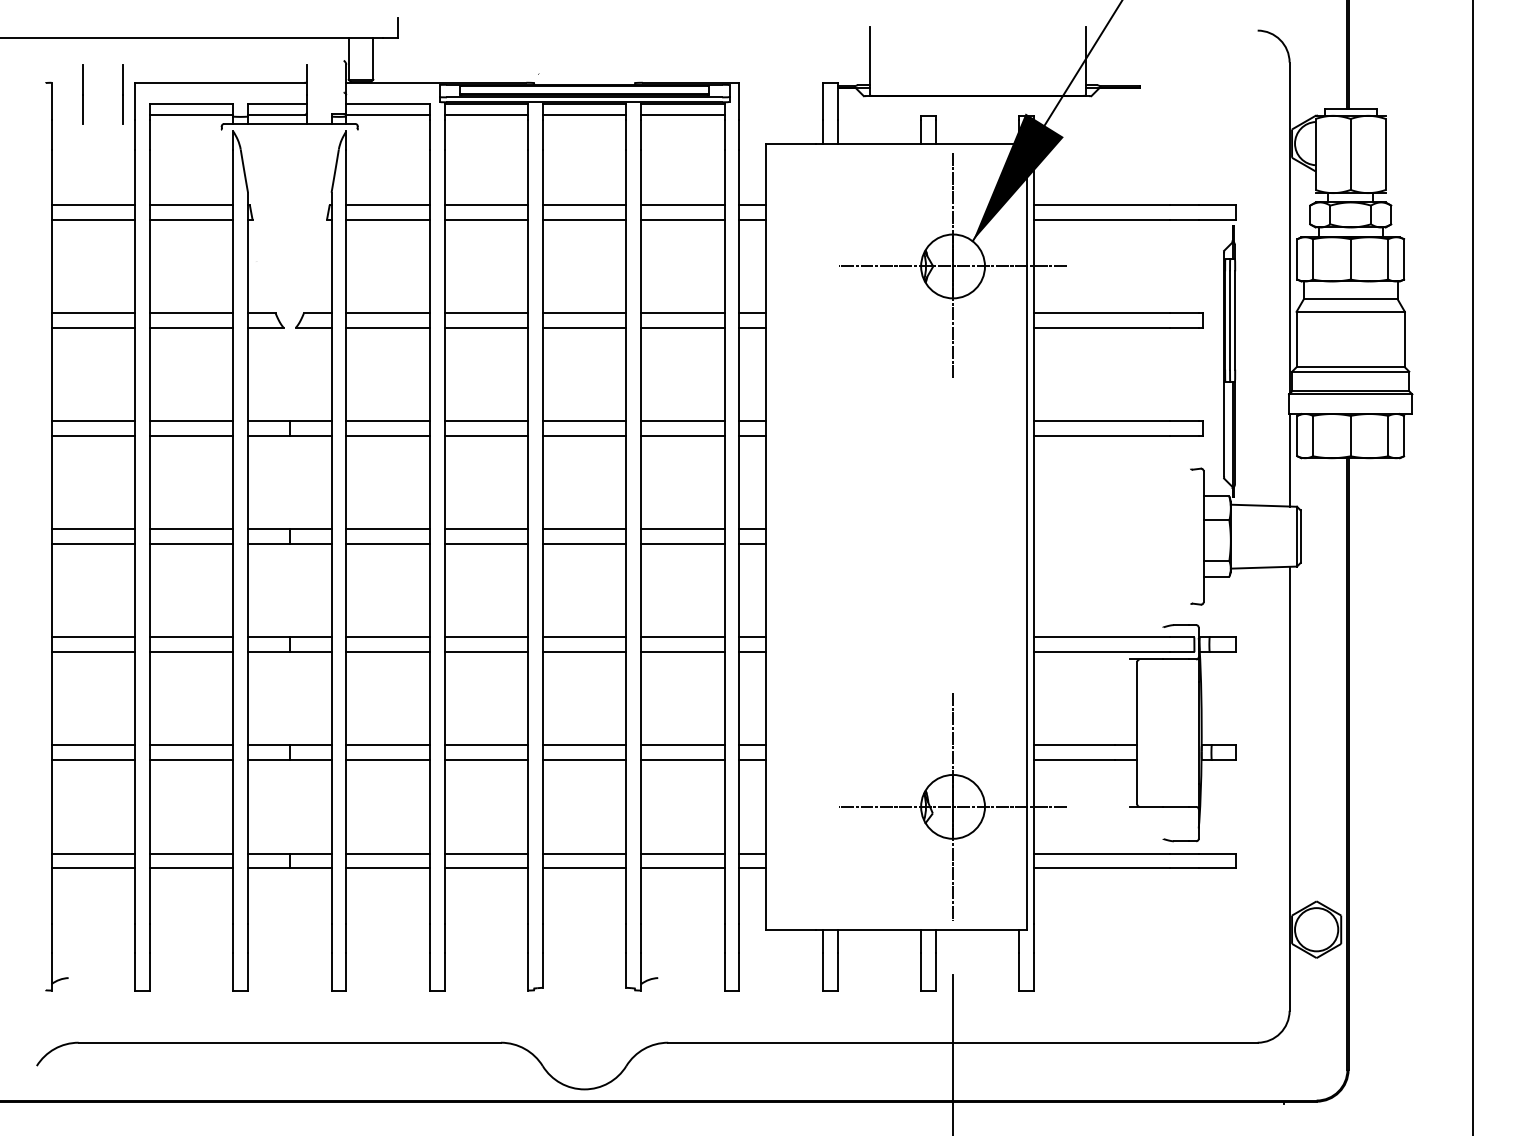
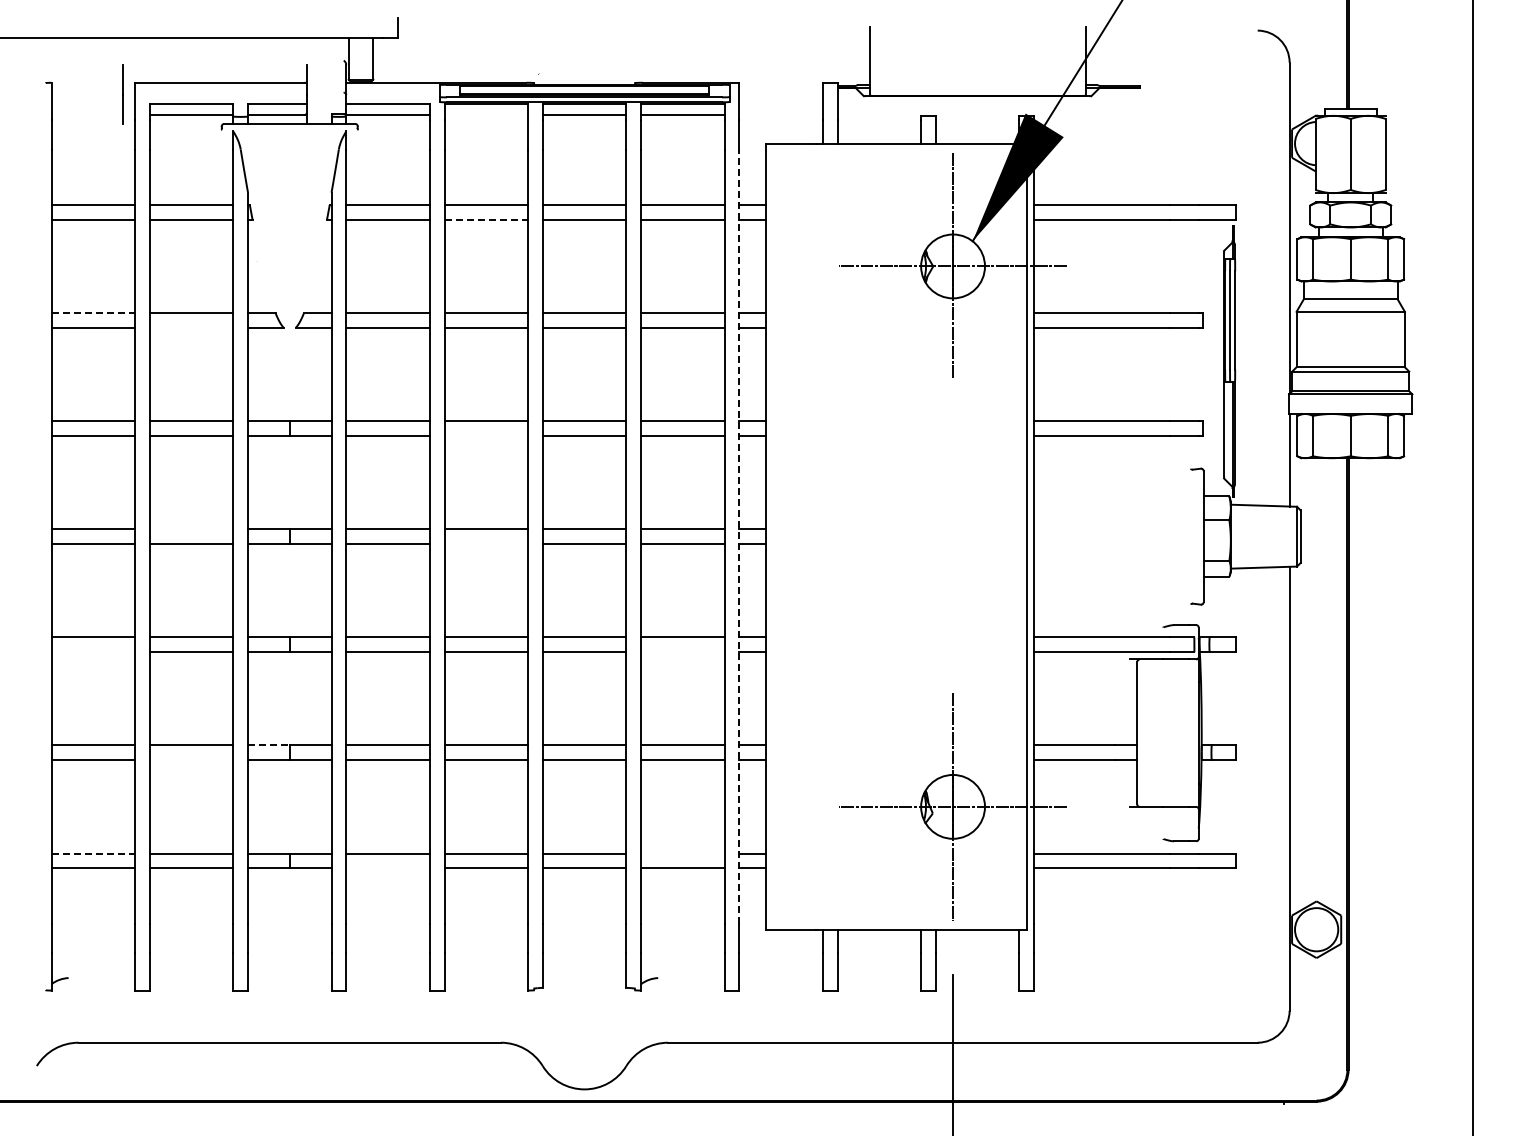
line: present -> none (82, 94)
line: present -> none (486, 114)
line: solid -> dashed (486, 219)
line: solid -> dashed (93, 313)
line: present -> none (191, 327)
line: present -> none (486, 435)
line: present -> none (191, 529)
line: solid -> dashed (739, 536)
line: present -> none (486, 544)
line: present -> none (93, 652)
line: present -> none (682, 652)
line: solid -> dashed (268, 745)
line: present -> none (191, 760)
line: solid -> dashed (93, 853)
line: present -> none (682, 853)
line: present -> none (387, 868)
